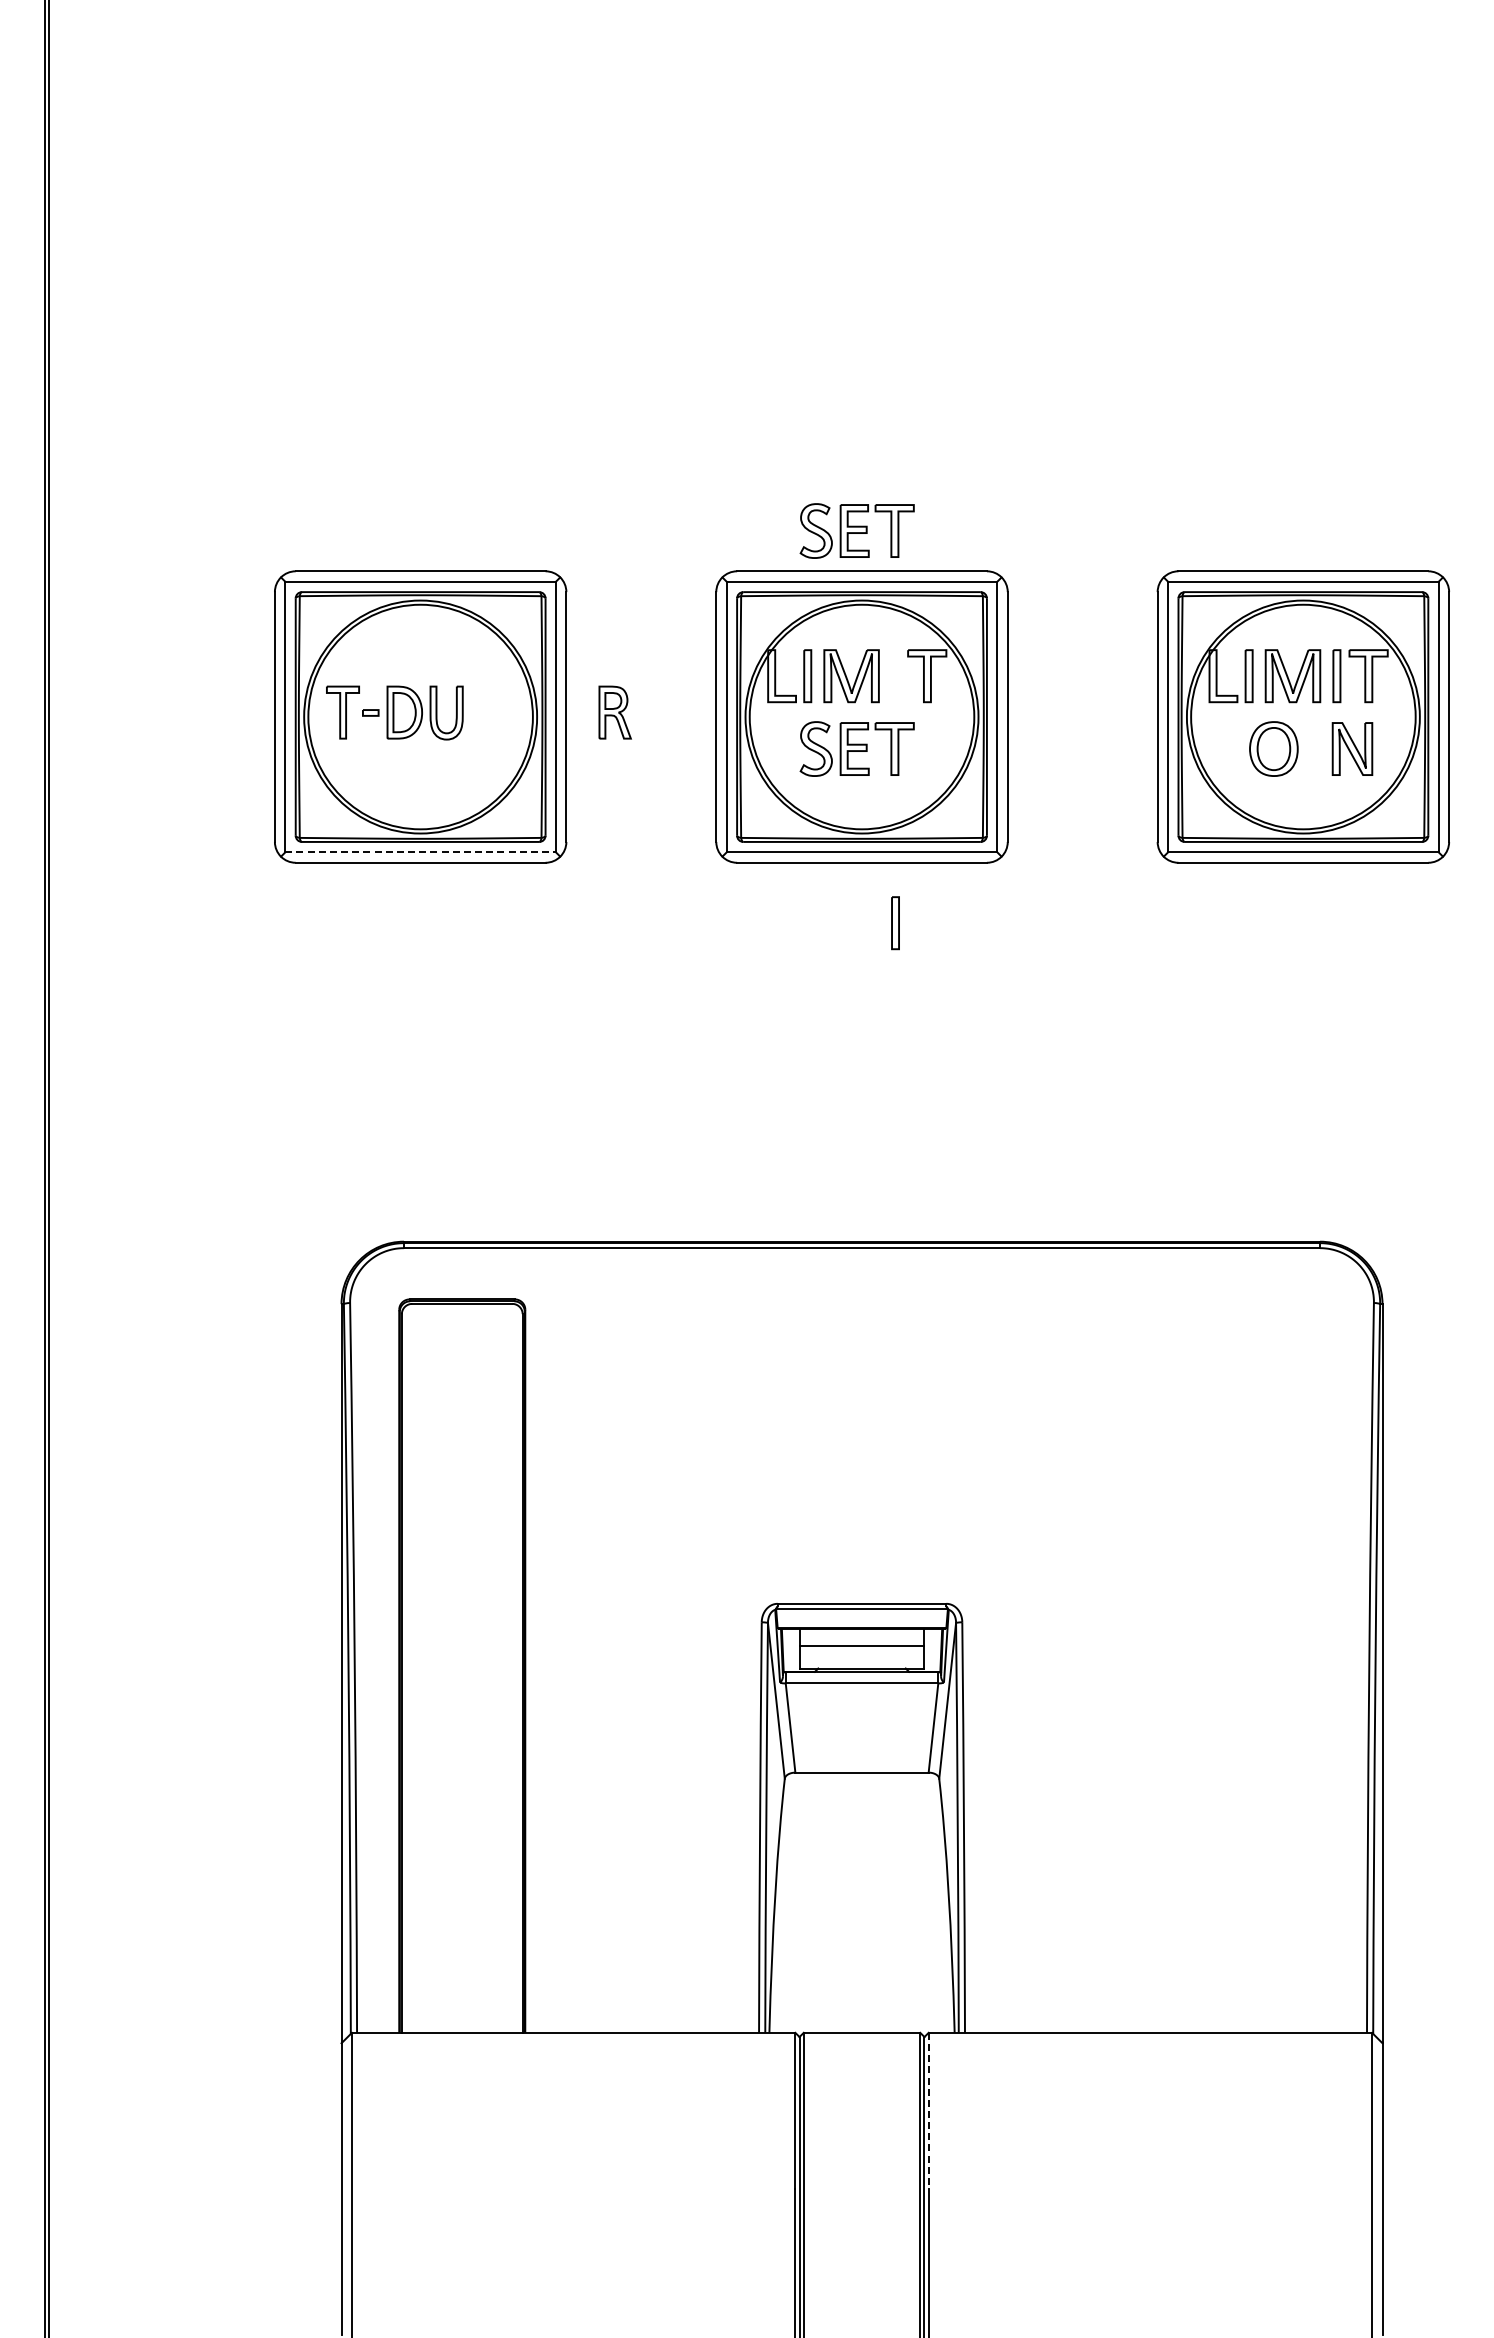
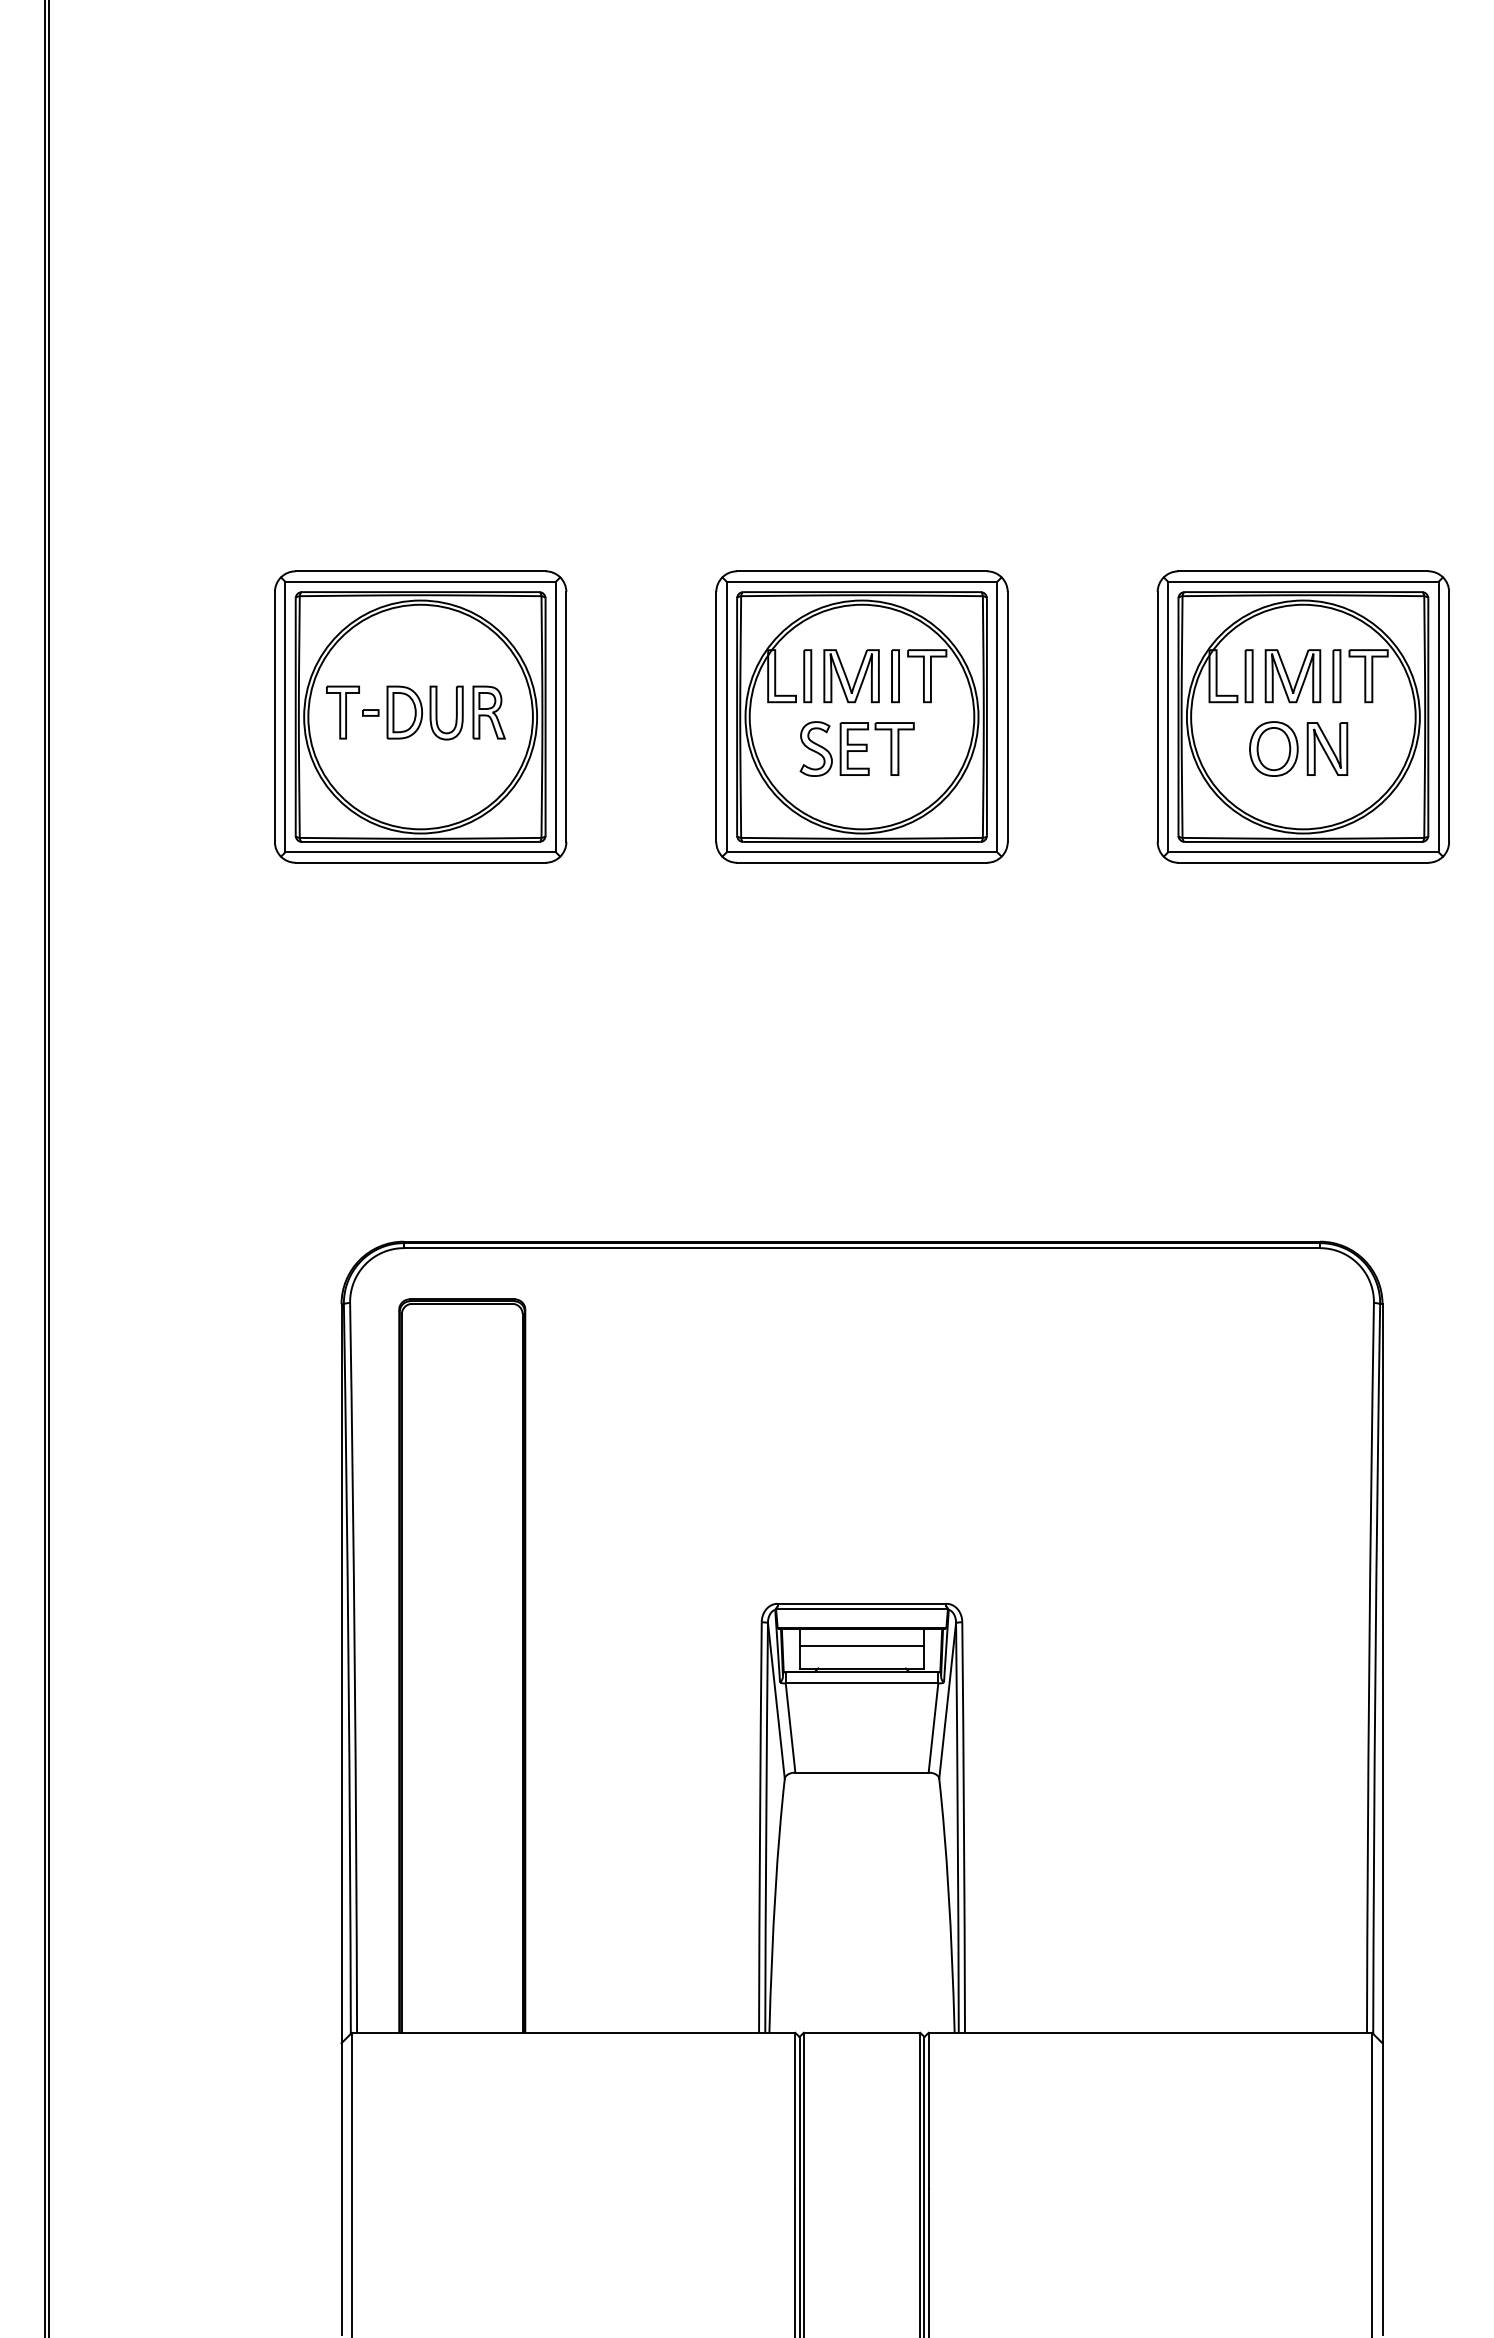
part: present -> none (856, 530)
part position: (614, 712) -> (488, 712) (488, 712)
part position: (1352, 748) -> (1327, 748) (1327, 748)
line: dashed -> solid (421, 852)
part position: (895, 923) -> (895, 676) (895, 676)
line: dashed -> solid (928, 2111)
